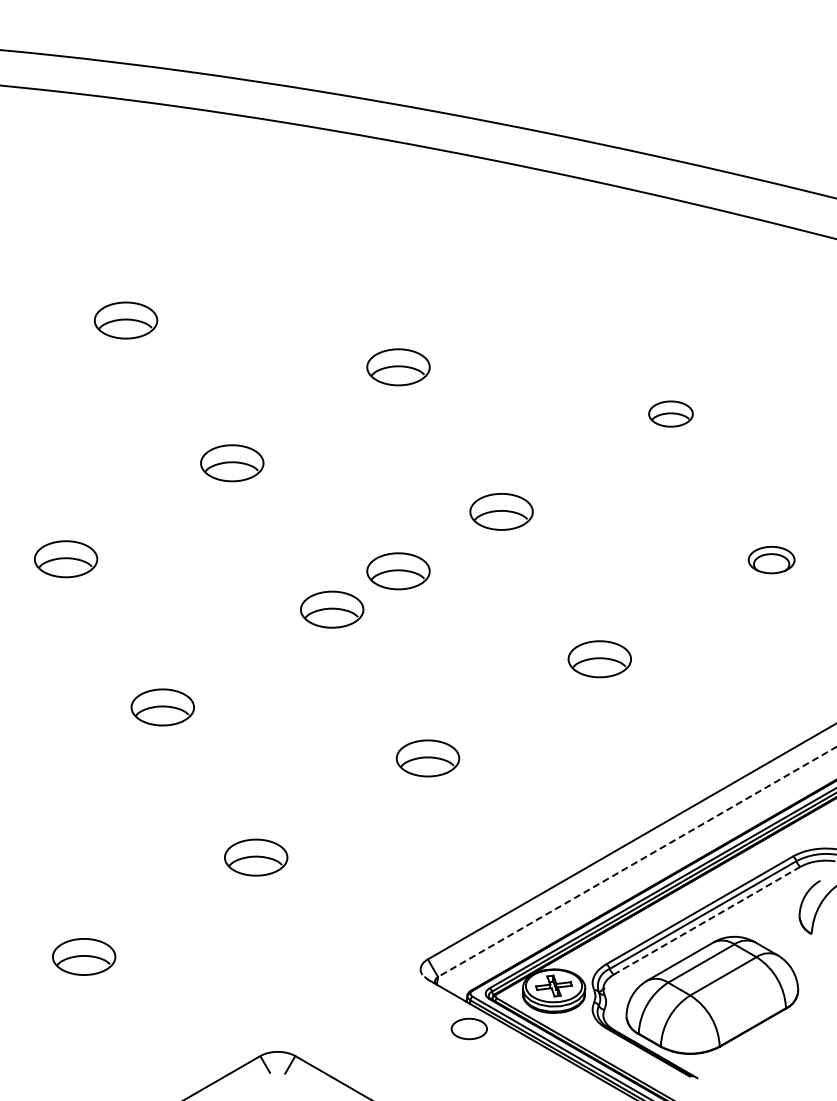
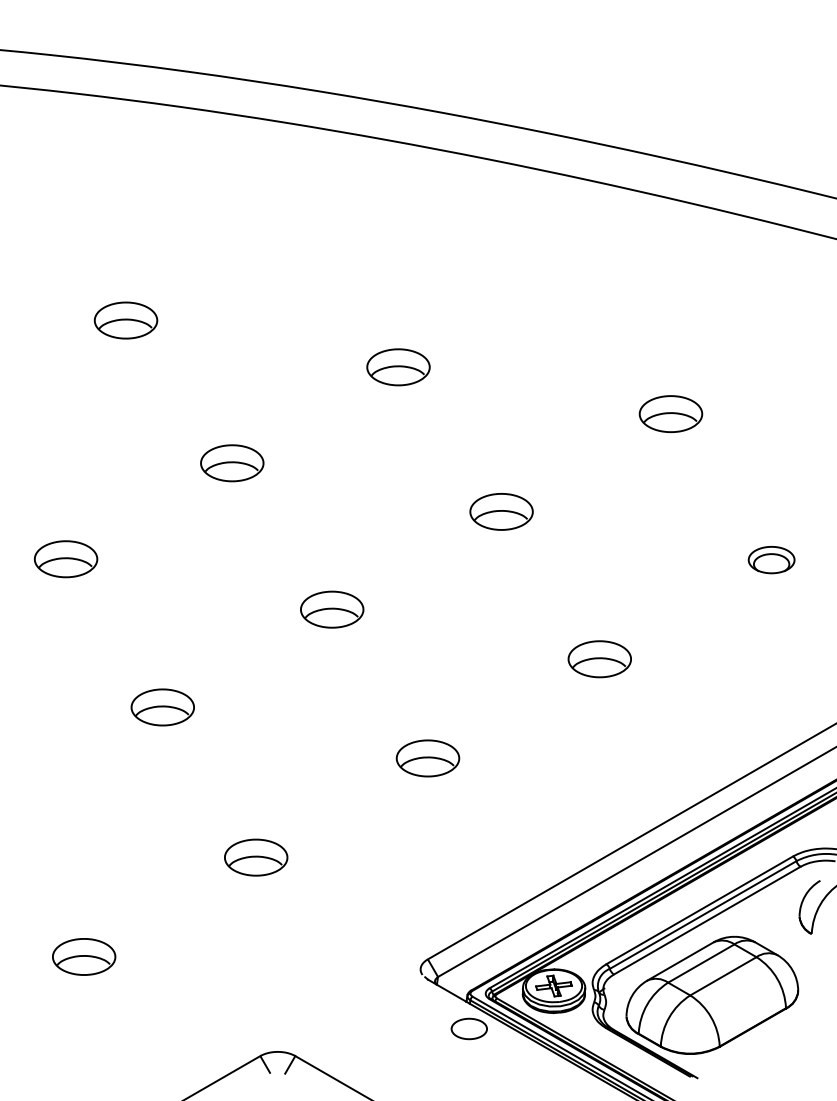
part size: 46x28 px -> 66x38 px (670, 413)
part: present -> none (398, 571)
line: dashed -> solid (637, 862)
line: dashed -> solid (707, 920)
